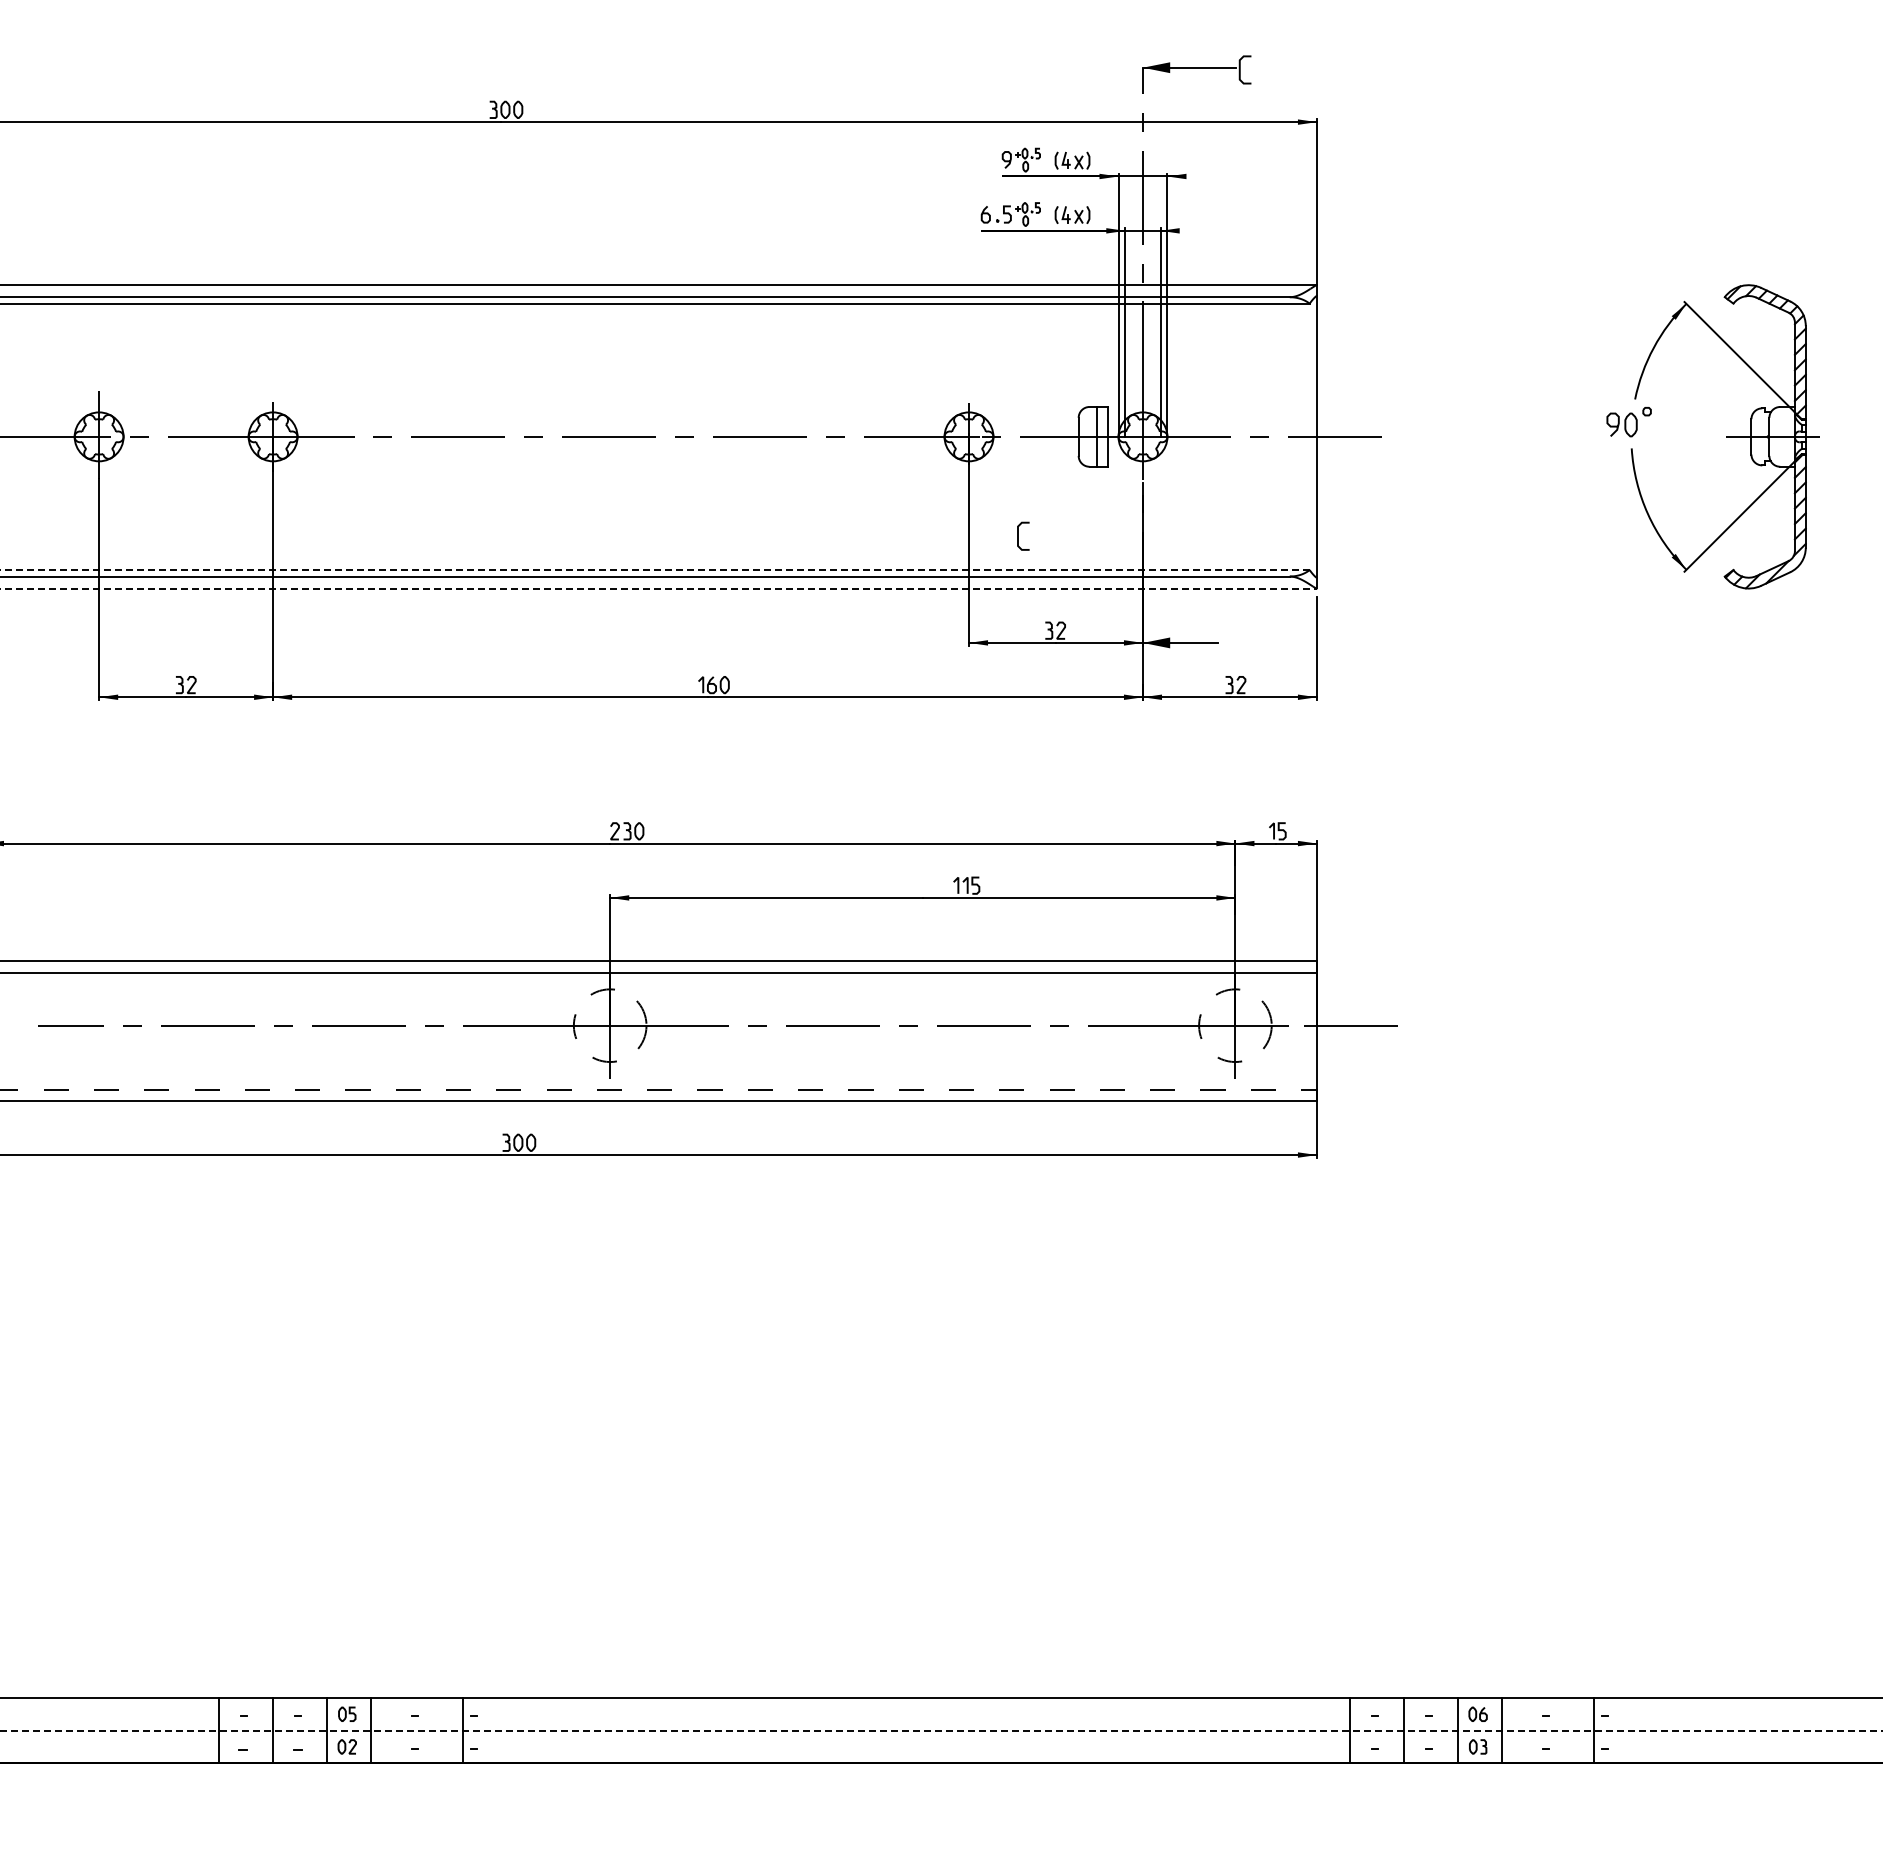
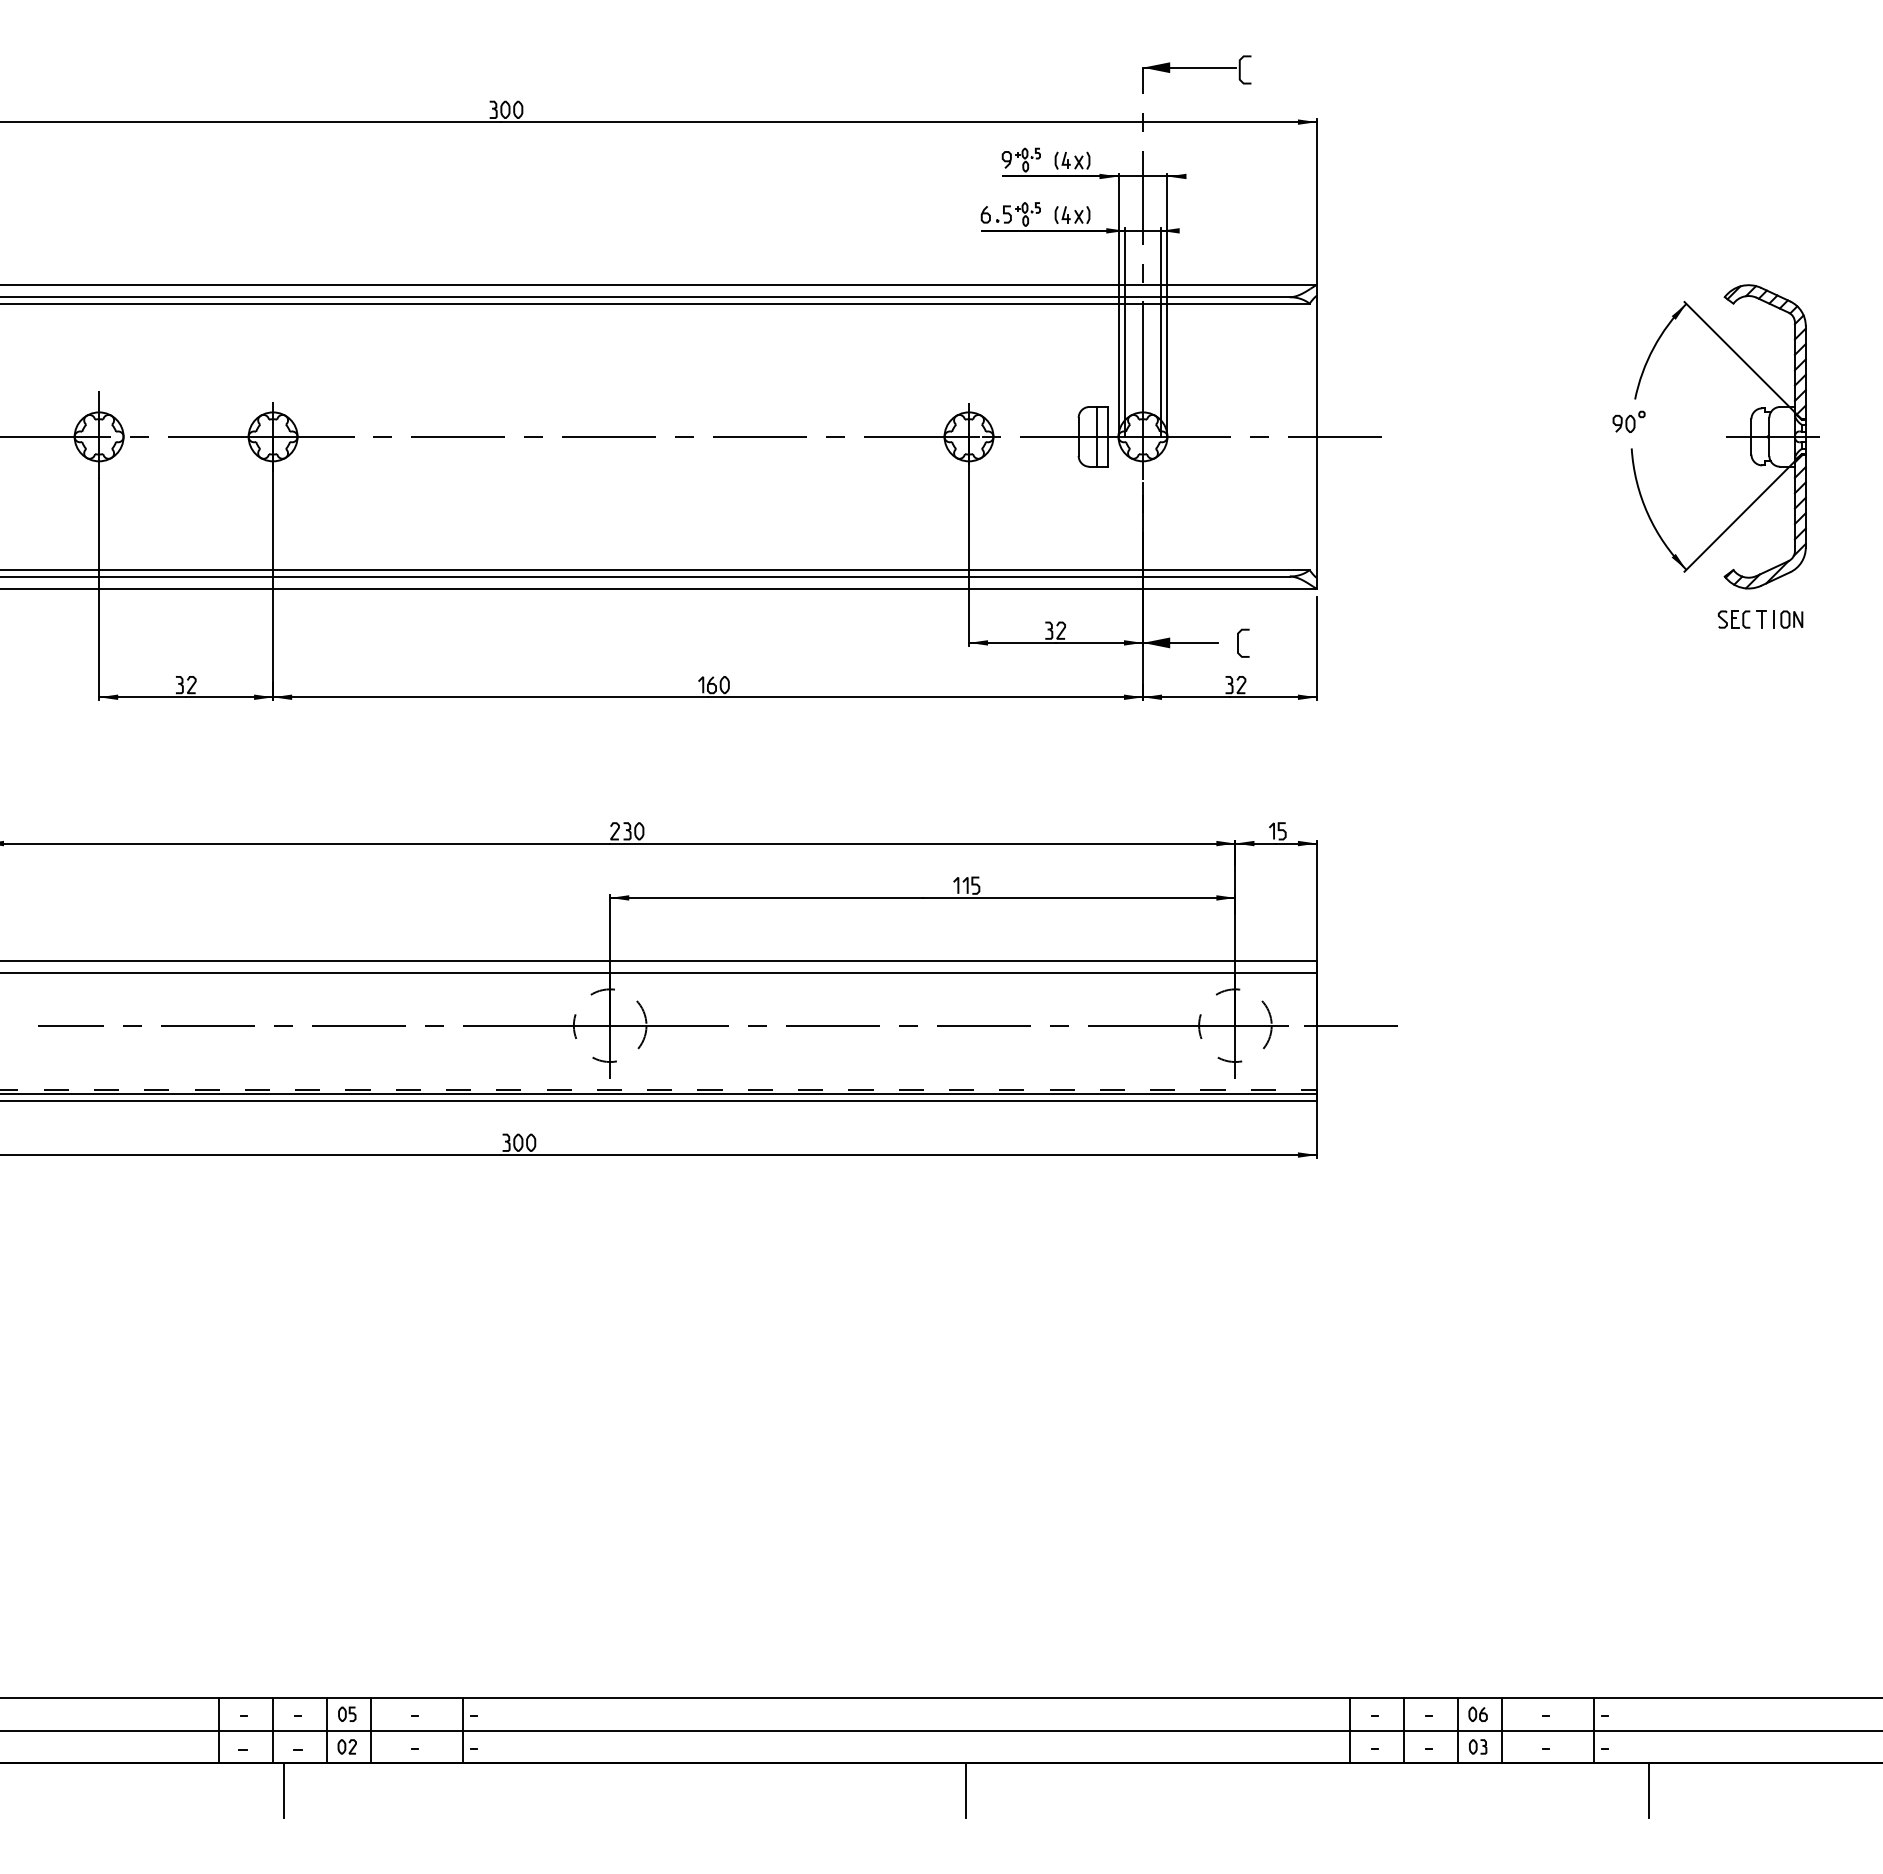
part size: 46x31 px -> 34x23 px (1628, 421)
curve position: (1018, 535) -> (1238, 642) (1238, 642)
line: dashed -> solid (654, 570)
line: dashed -> solid (658, 588)
part: none -> present (1760, 619)
line: none -> present (659, 1093)
line: dashed -> solid (941, 1730)
line: none -> present (283, 1790)
line: none -> present (966, 1790)
line: none -> present (1648, 1790)
